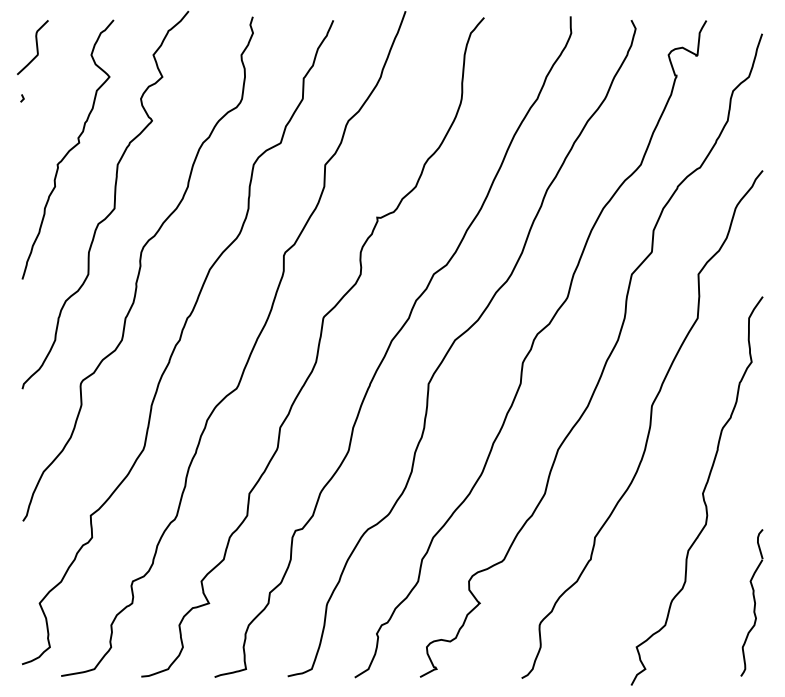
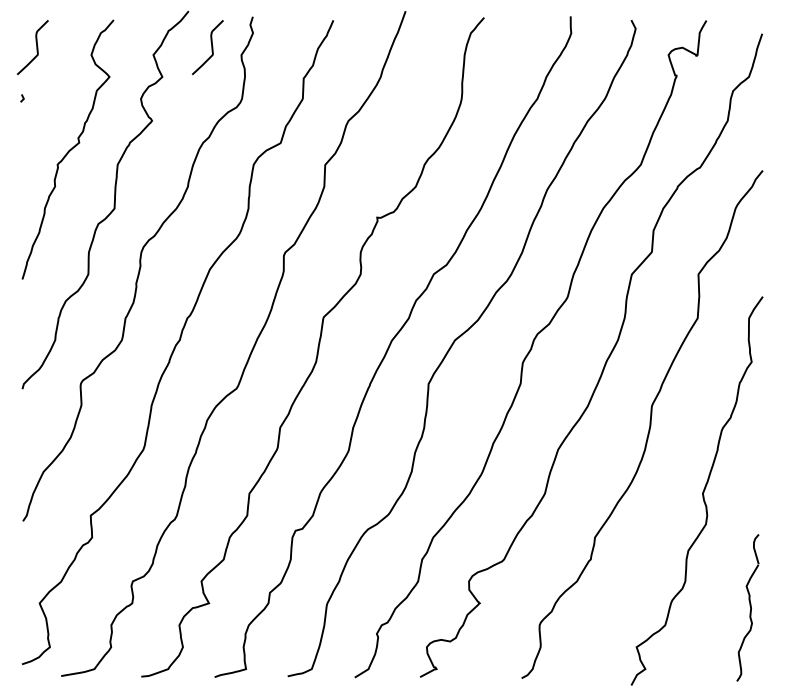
curve: none -> present (211, 47)
part position: (751, 602) -> (747, 607) (747, 607)
